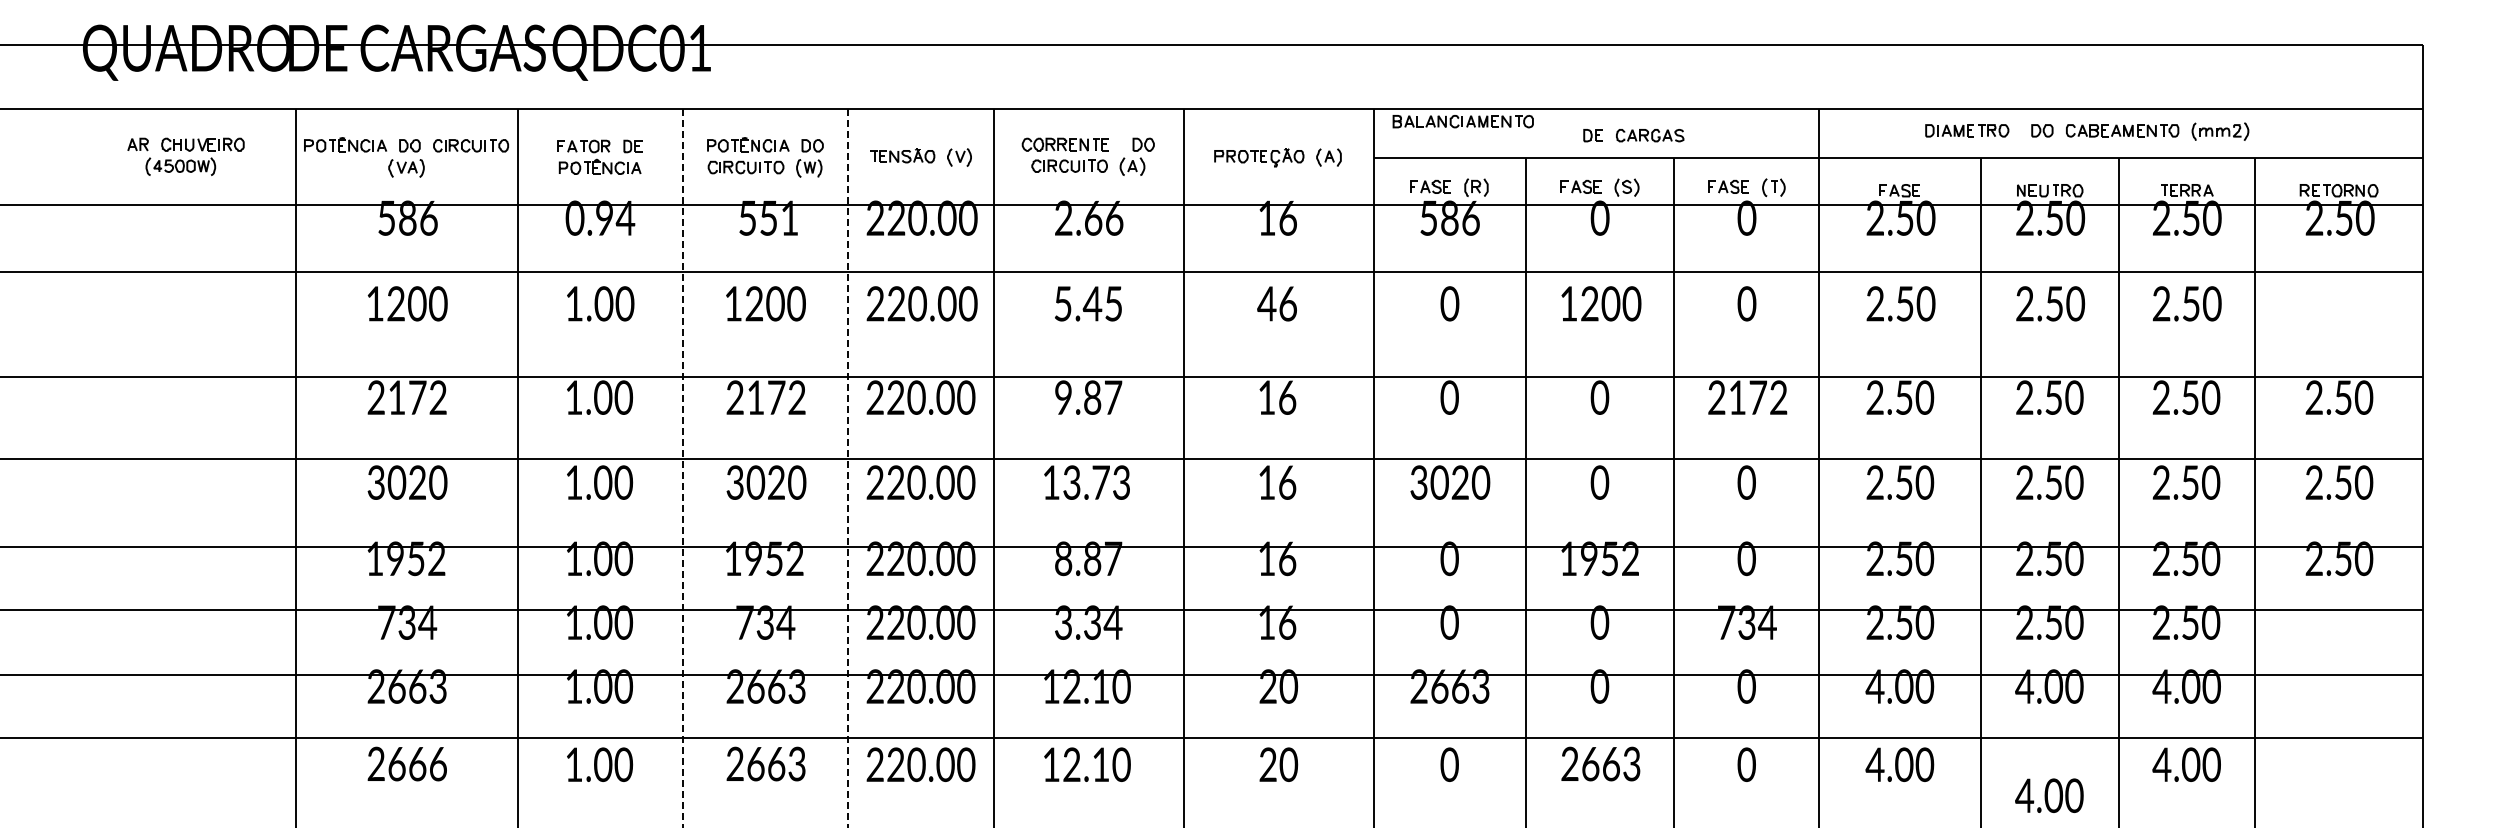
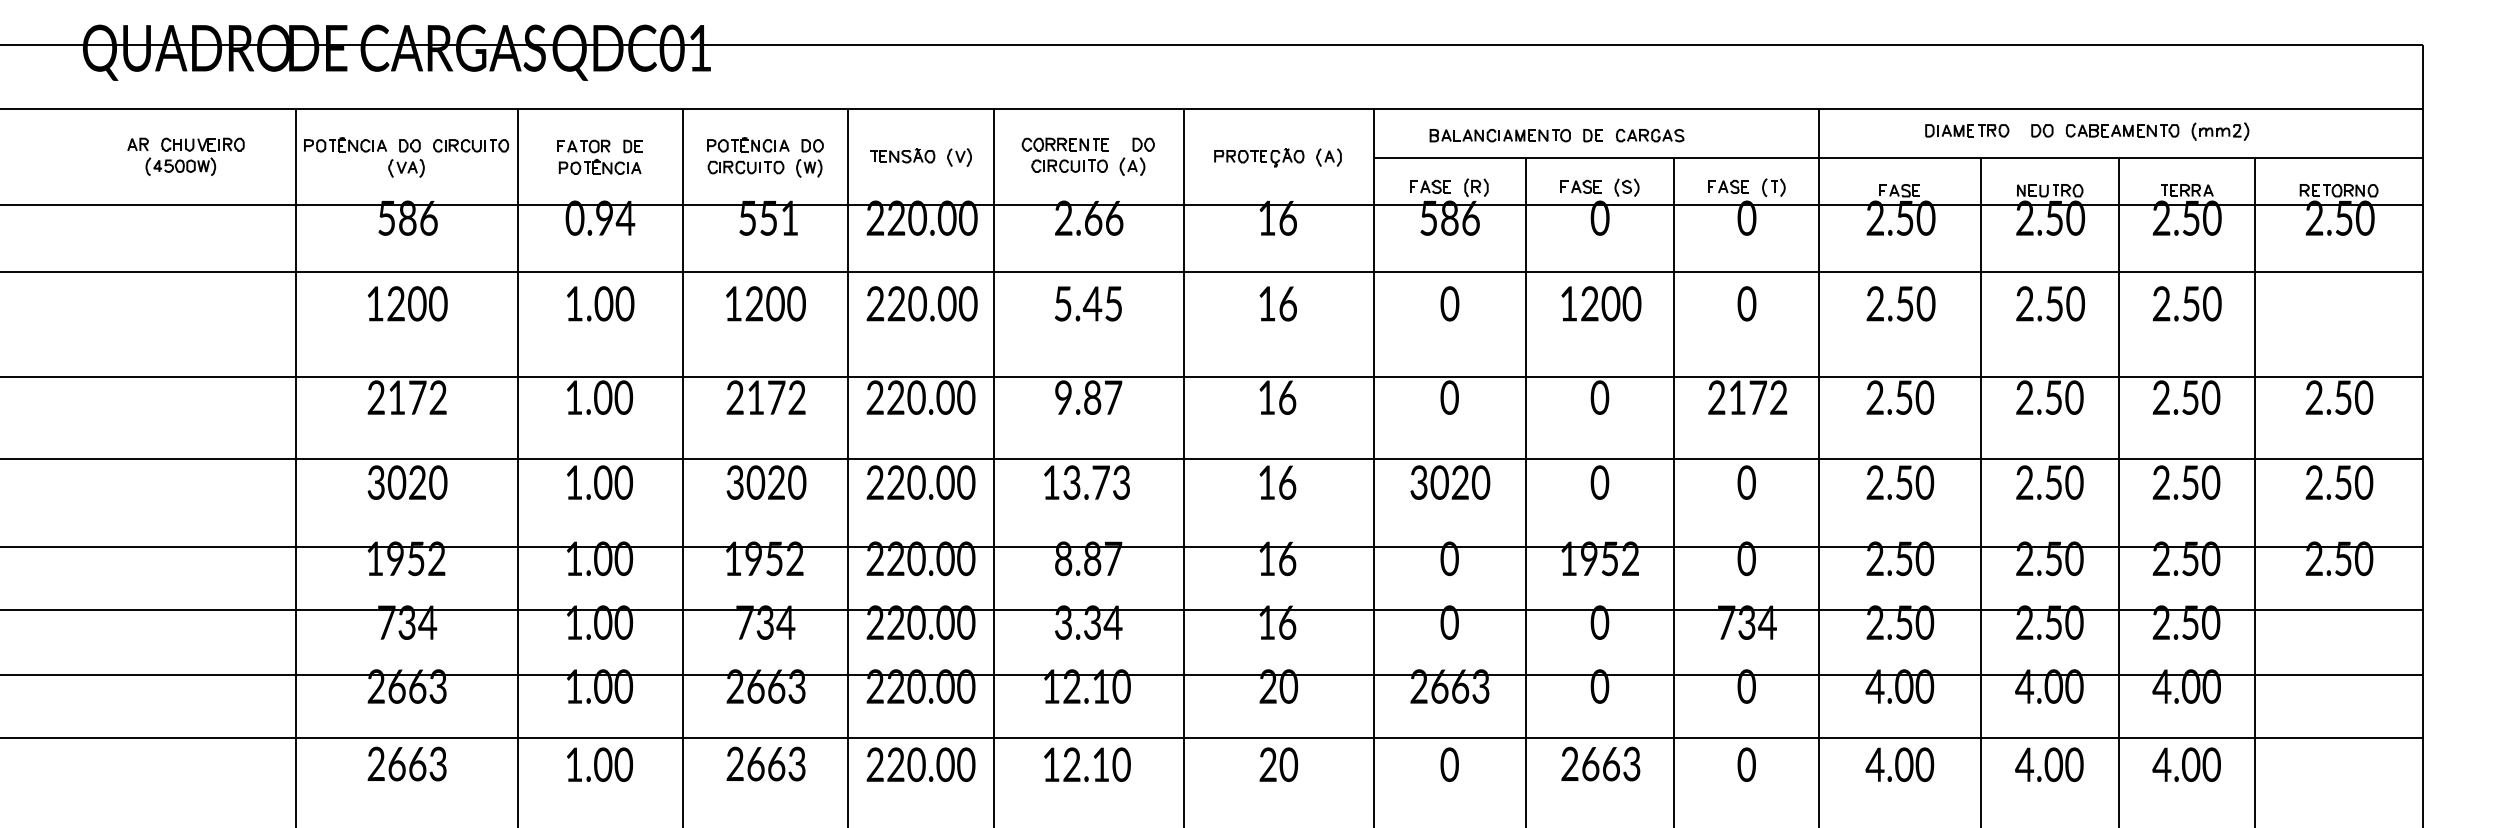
part position: (1462, 121) -> (1499, 135) (1499, 135)
text: 46 -> 16 (1266, 303)
line: dashed -> solid (682, 468)
line: dashed -> solid (848, 468)
text: 2666 -> 2663 (437, 763)
text position: (2049, 795) -> (2049, 764) (2049, 764)
